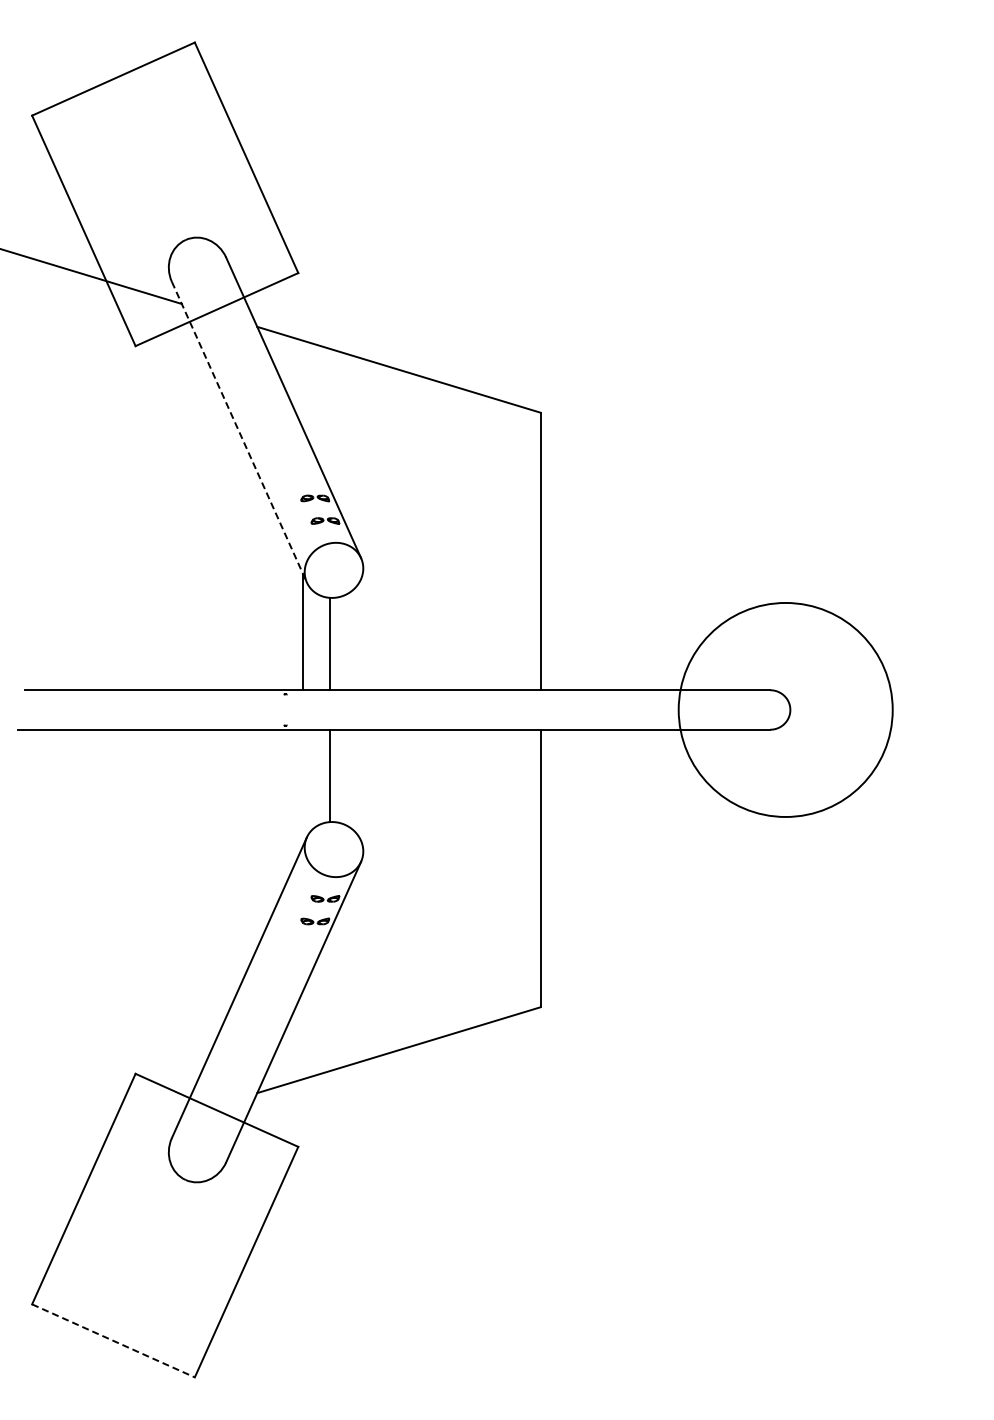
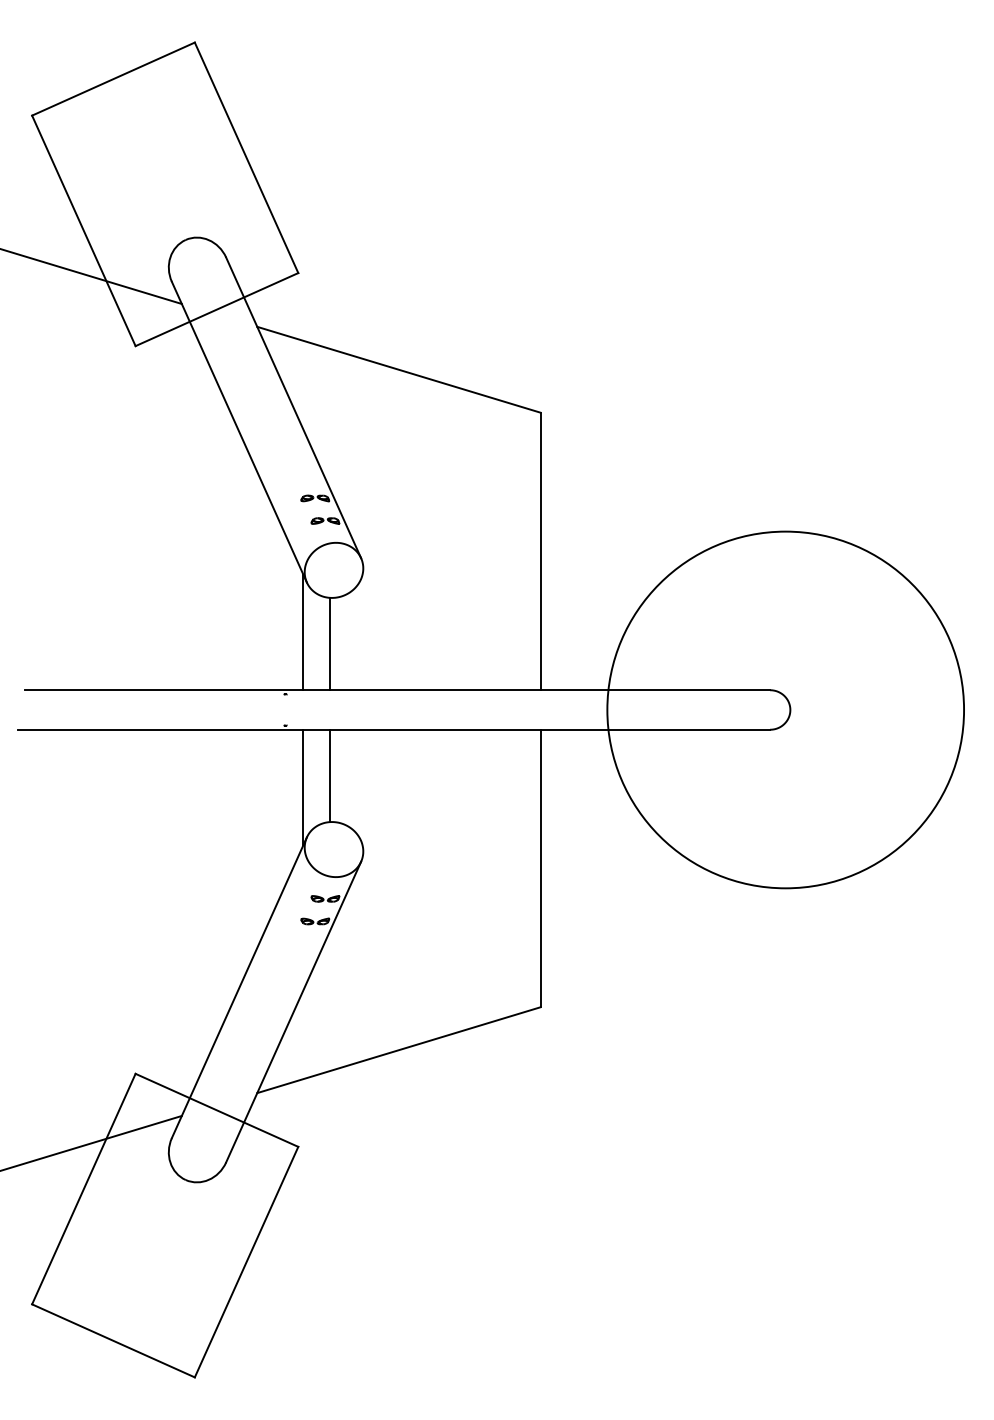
line: dashed -> solid (239, 432)
circle diameter: 214 px -> 357 px (785, 709)
line: none -> present (303, 787)
line: none -> present (91, 1142)
line: dashed -> solid (113, 1341)
